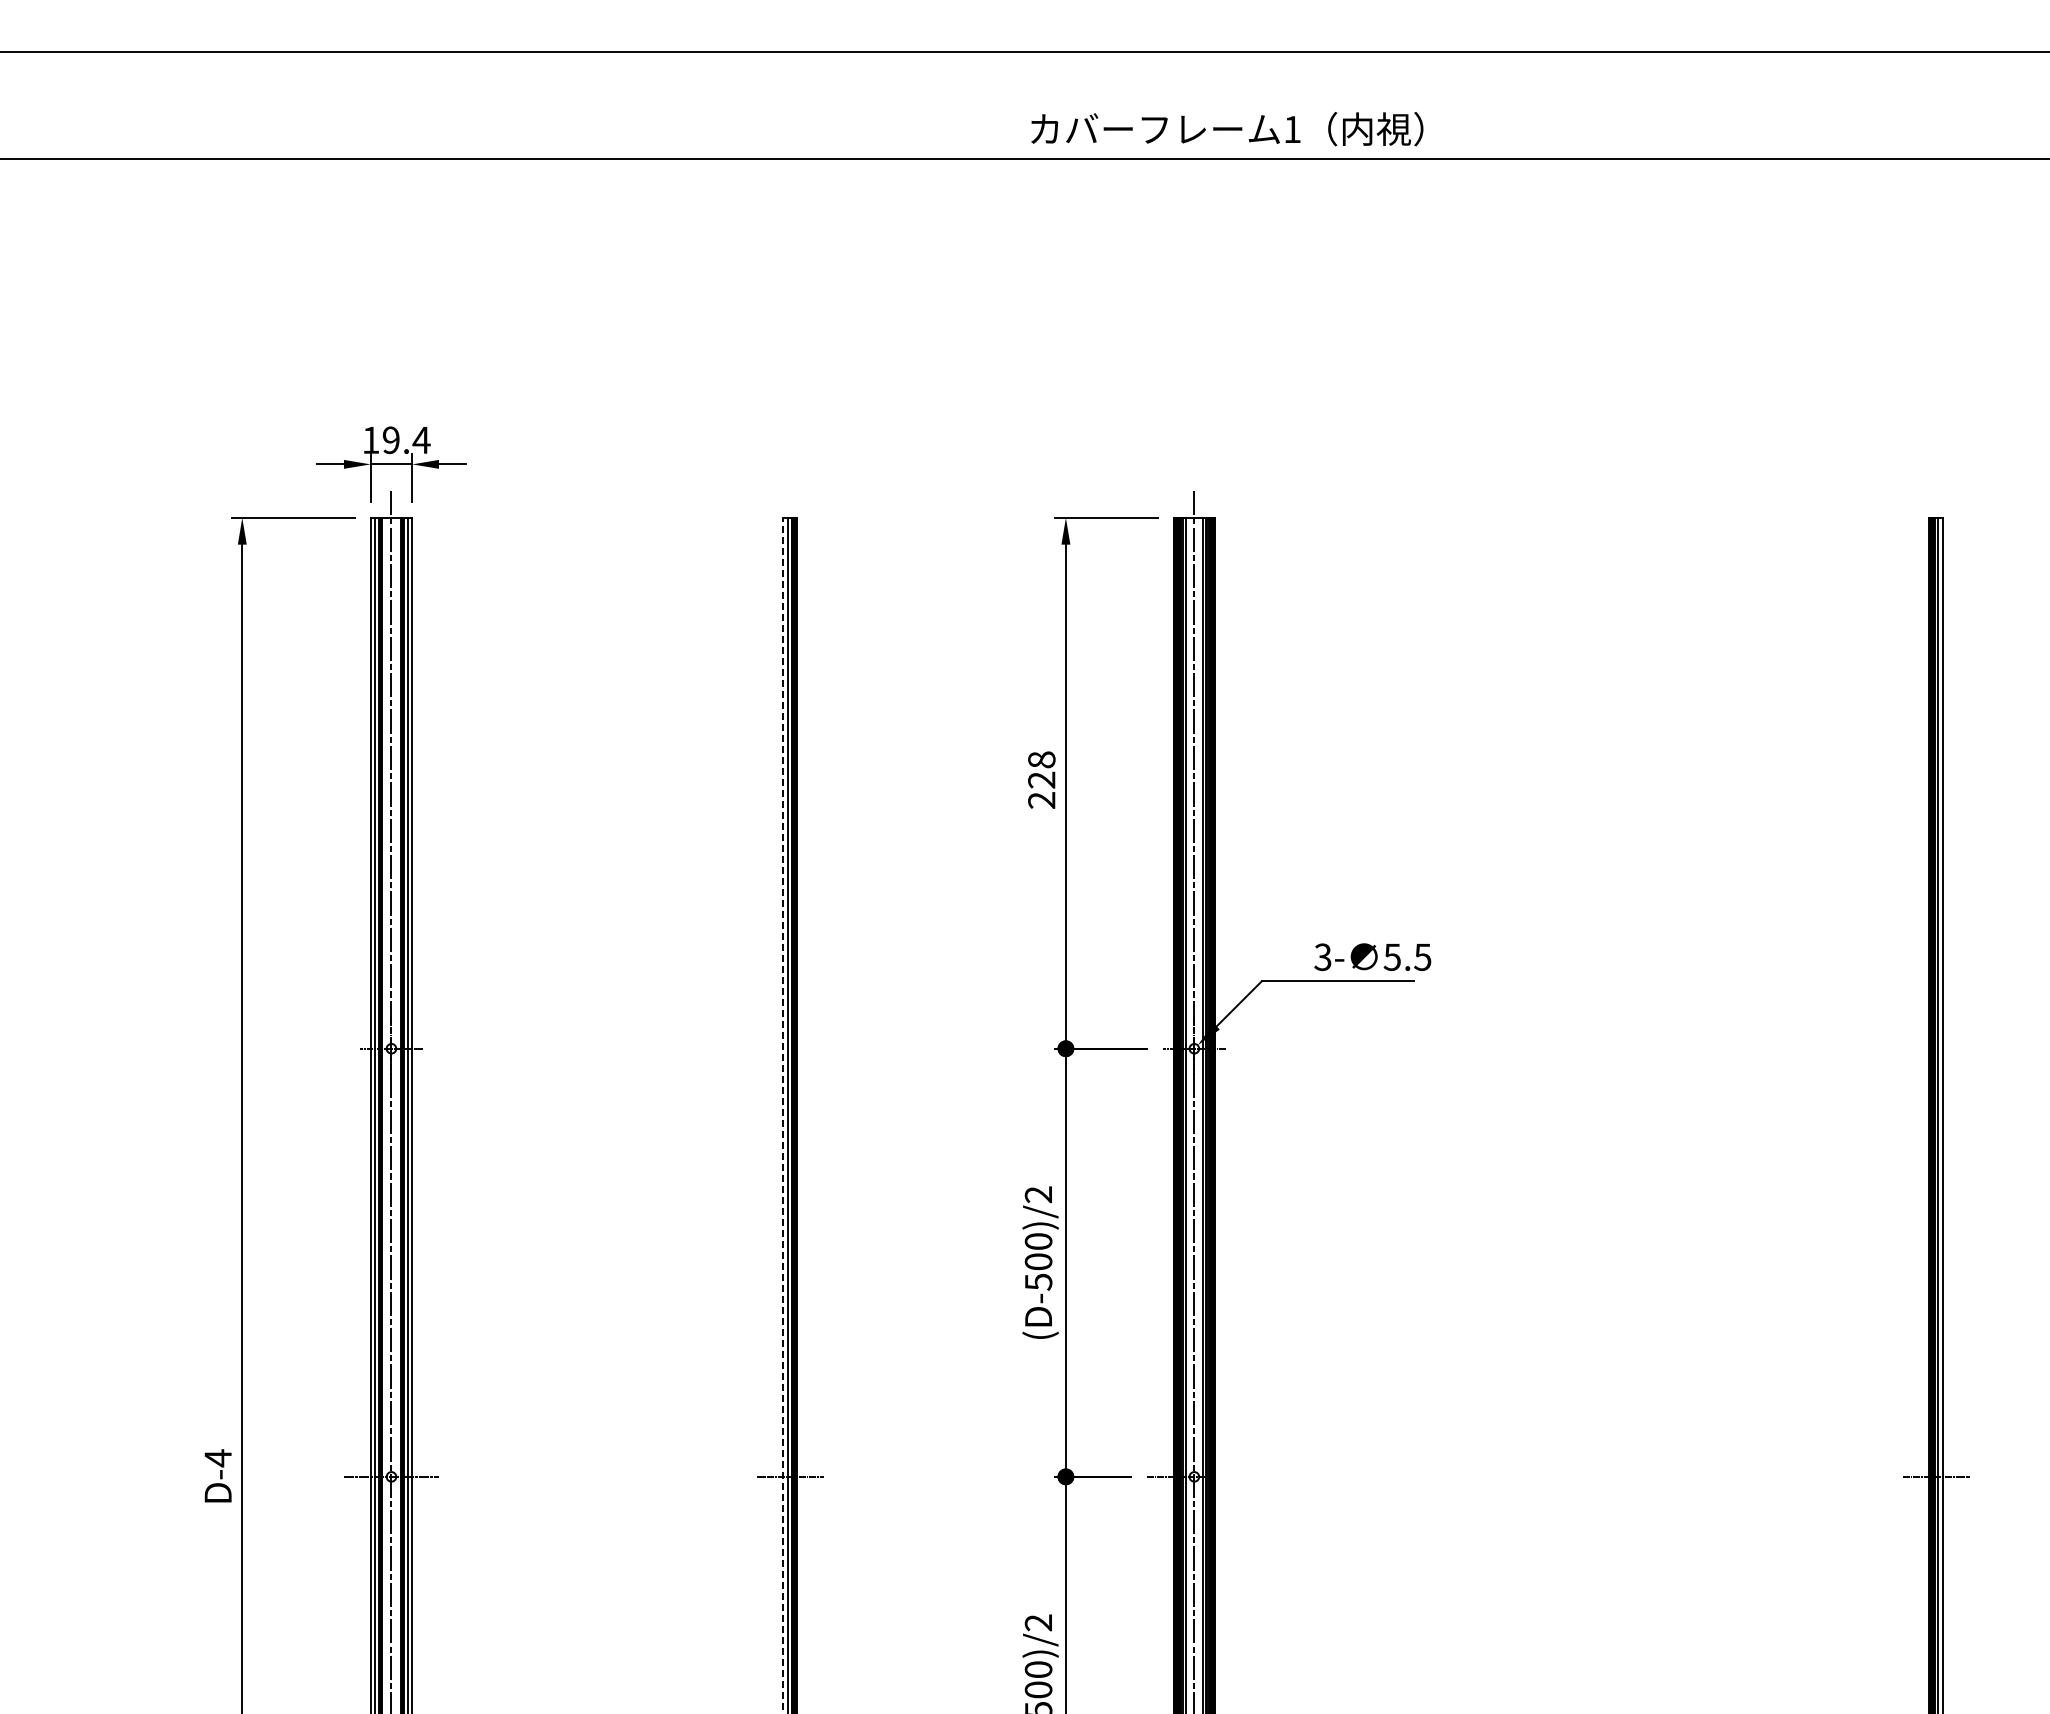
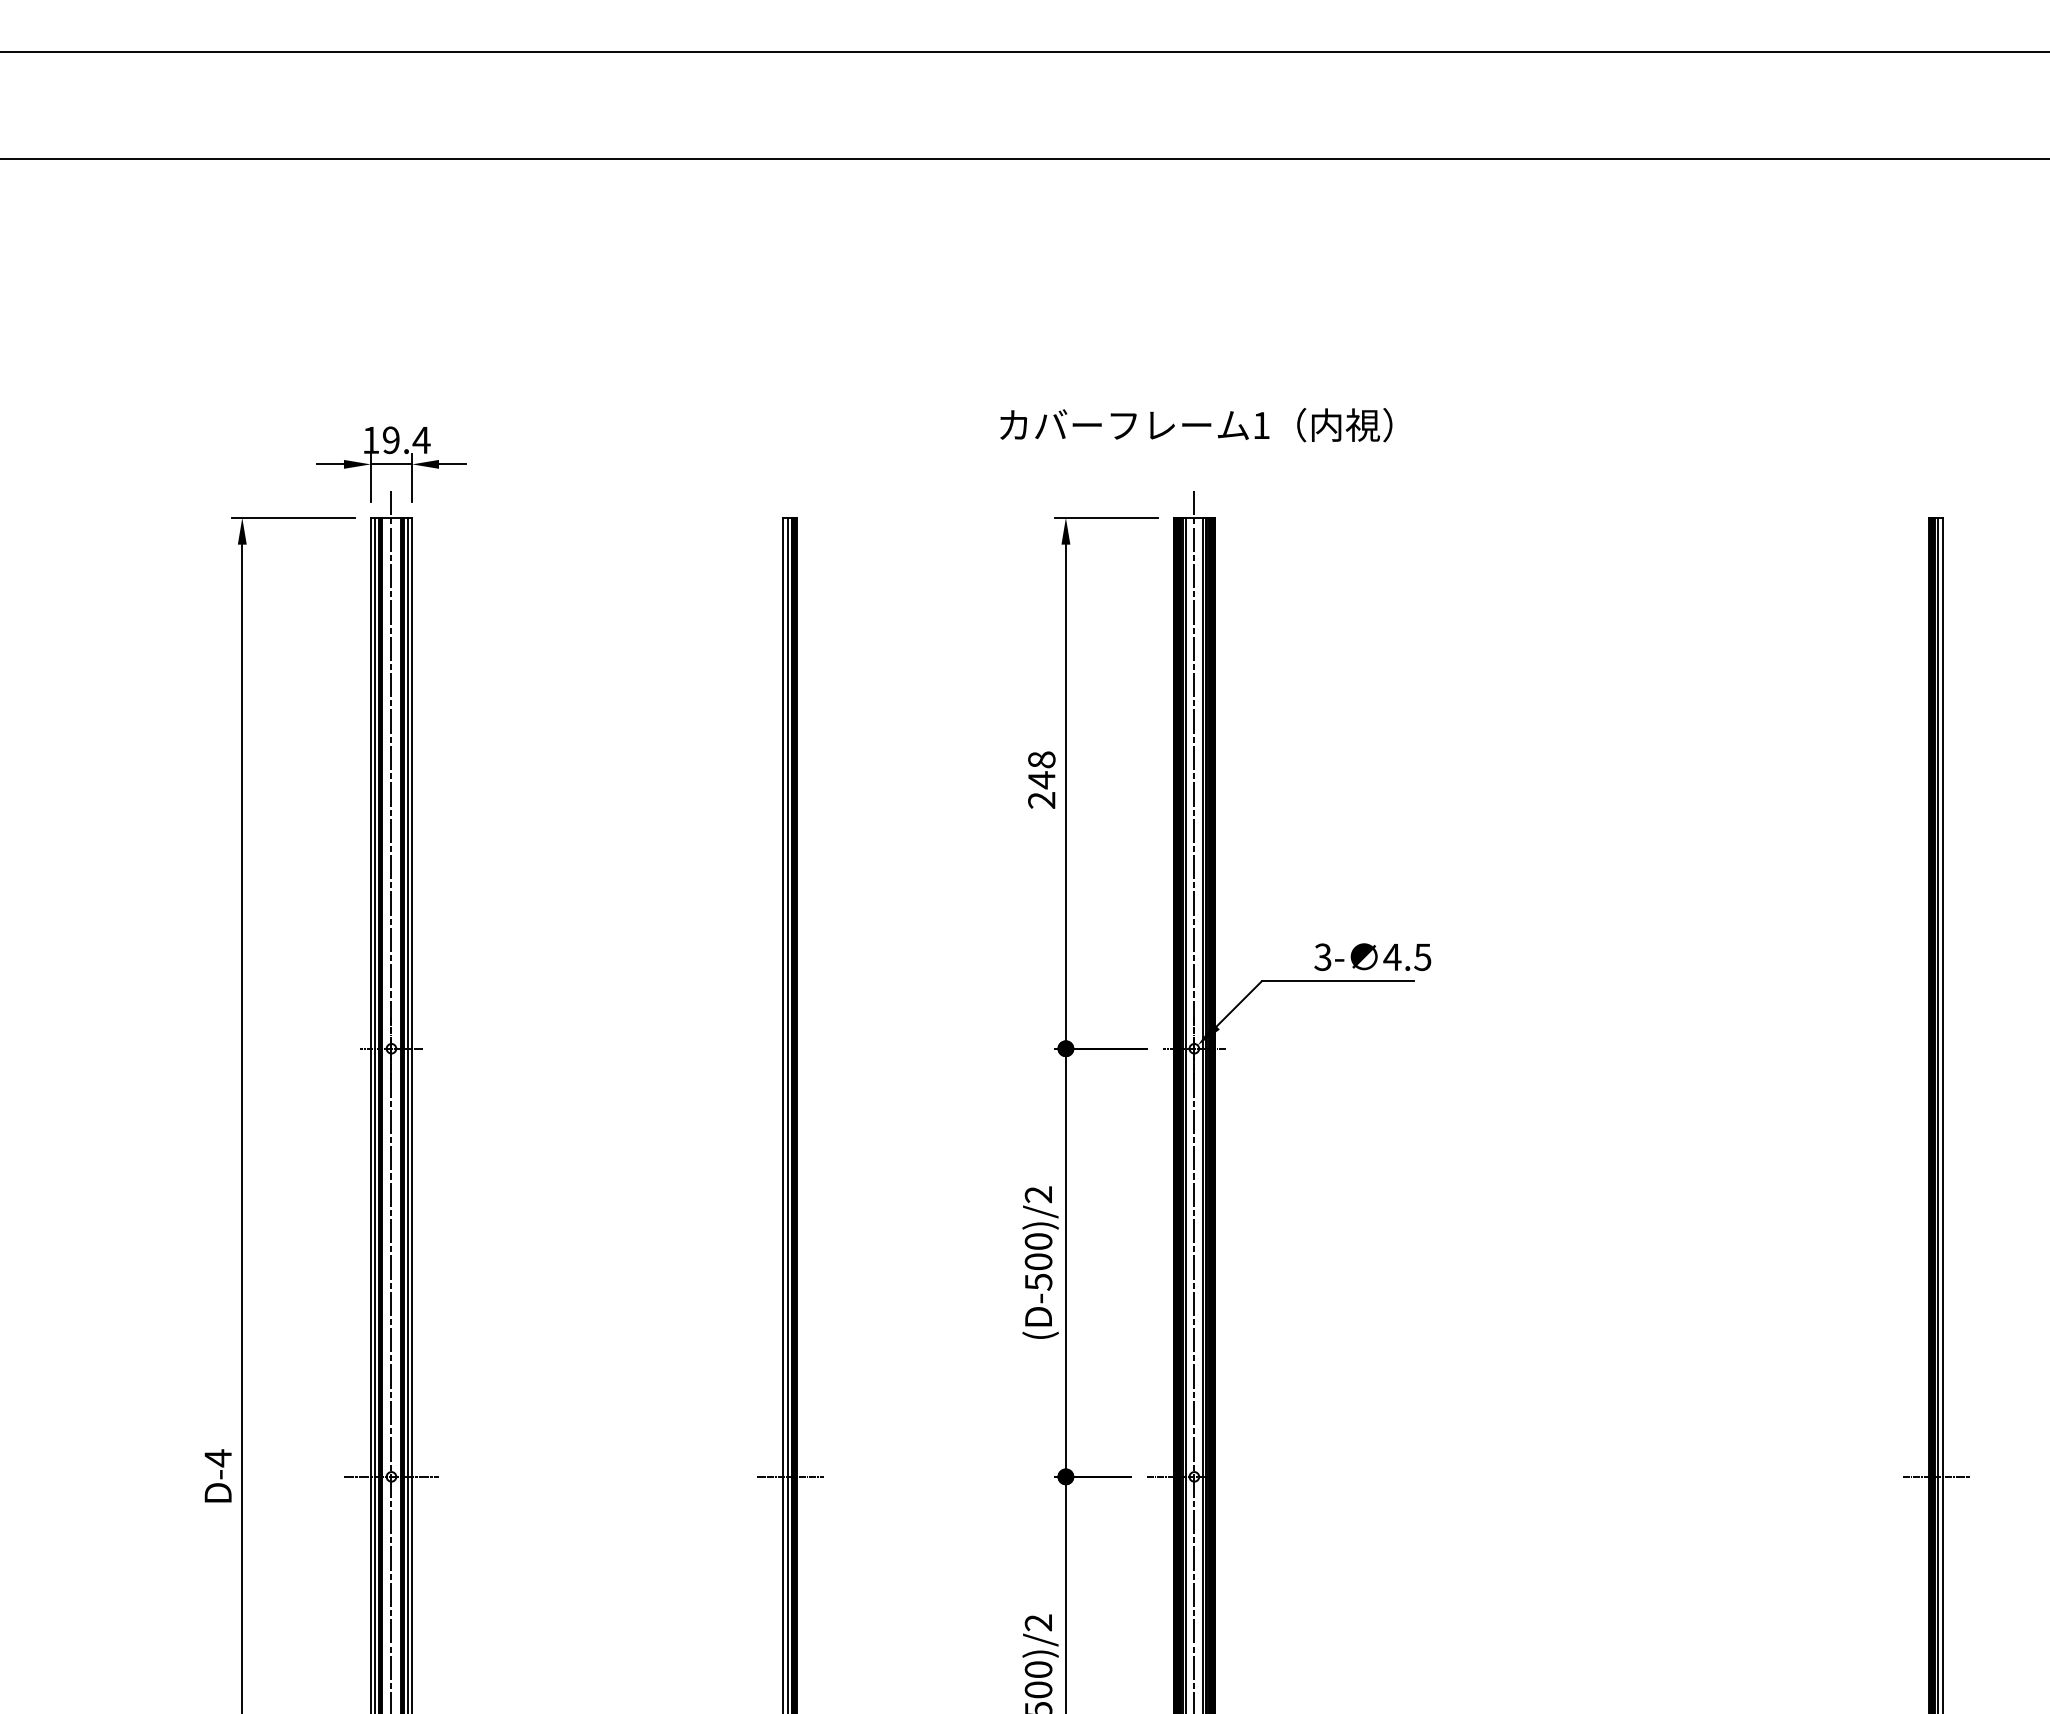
text position: (1227, 129) -> (1196, 425) (1196, 425)
text: 228 -> 248 (1041, 780)
text: 5.5 -> 4.5 (1392, 957)
line: dashed -> solid (783, 1115)
